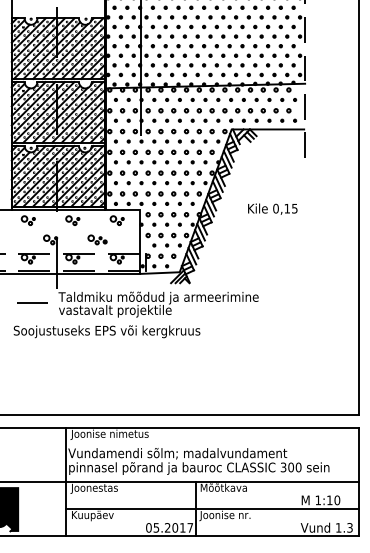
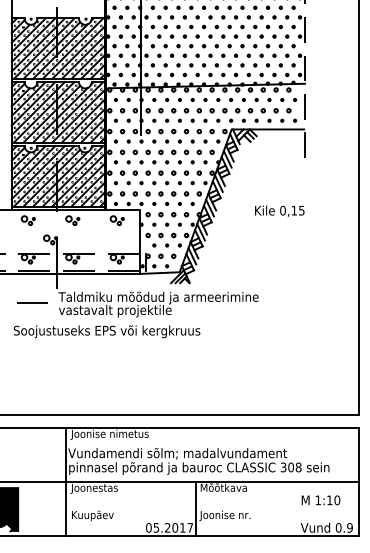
text position: (272, 208) -> (279, 210) (279, 210)
part: present -> none (97, 239)
text: 300 -> 308 (298, 467)
line: present -> none (212, 509)
text: 1.3 -> 0.9 (343, 527)
